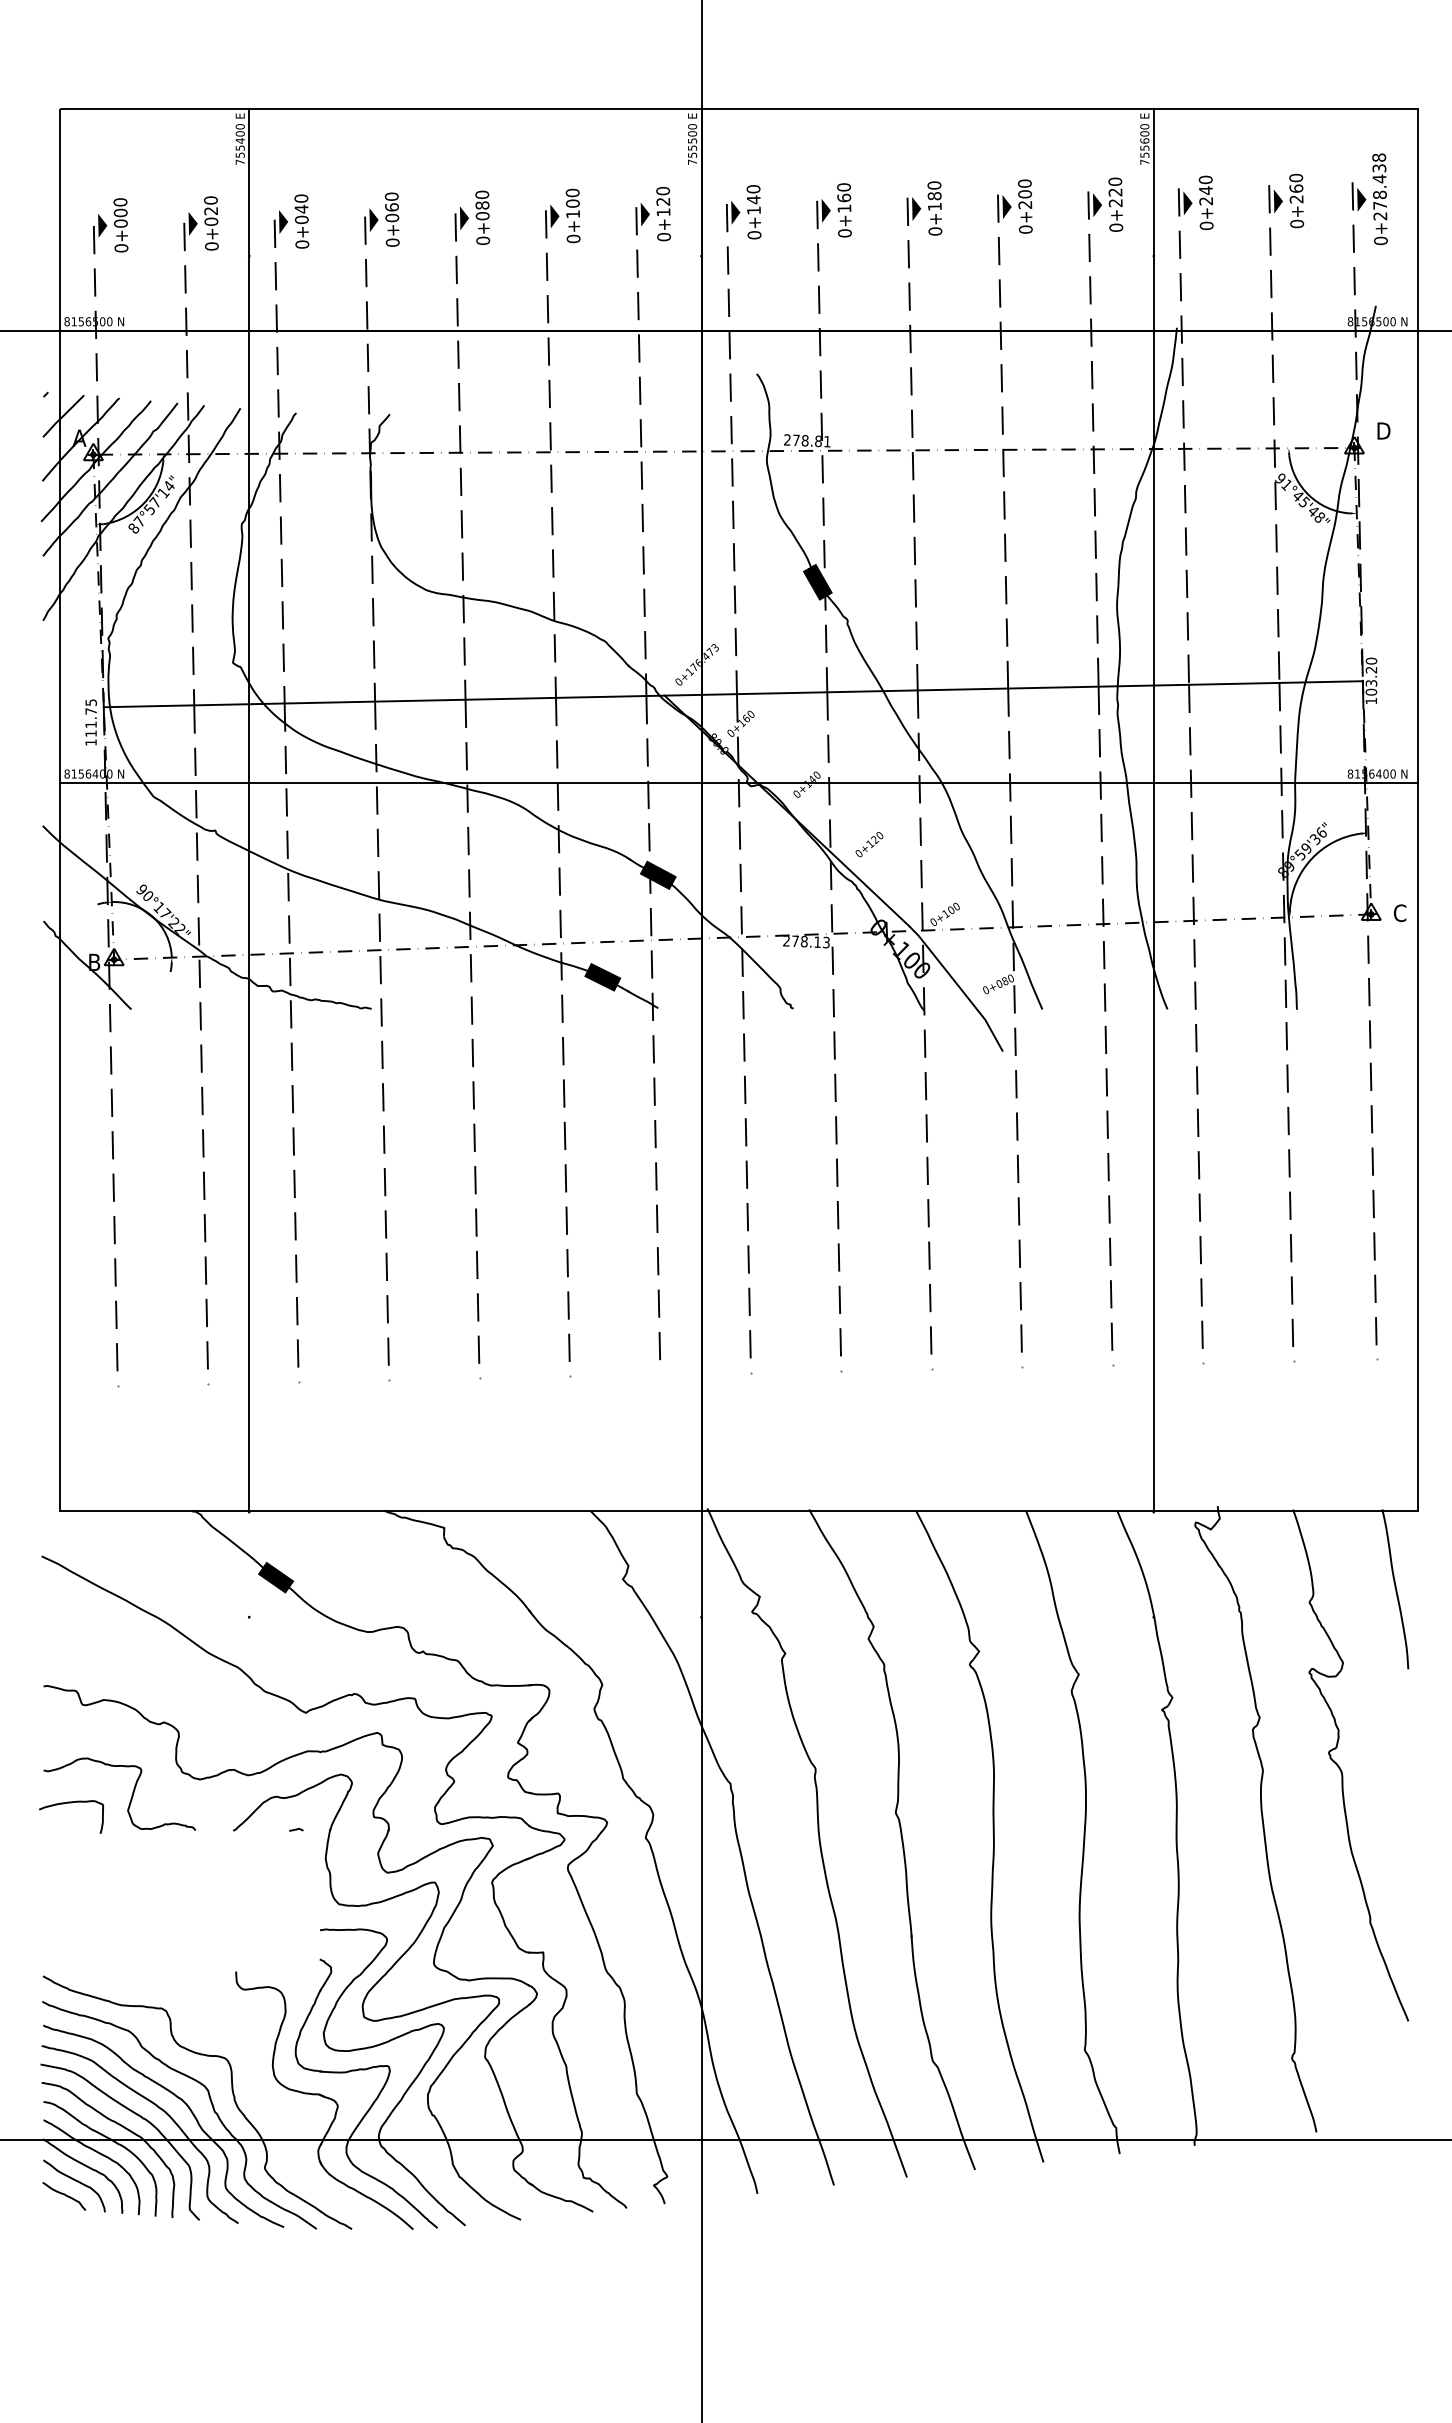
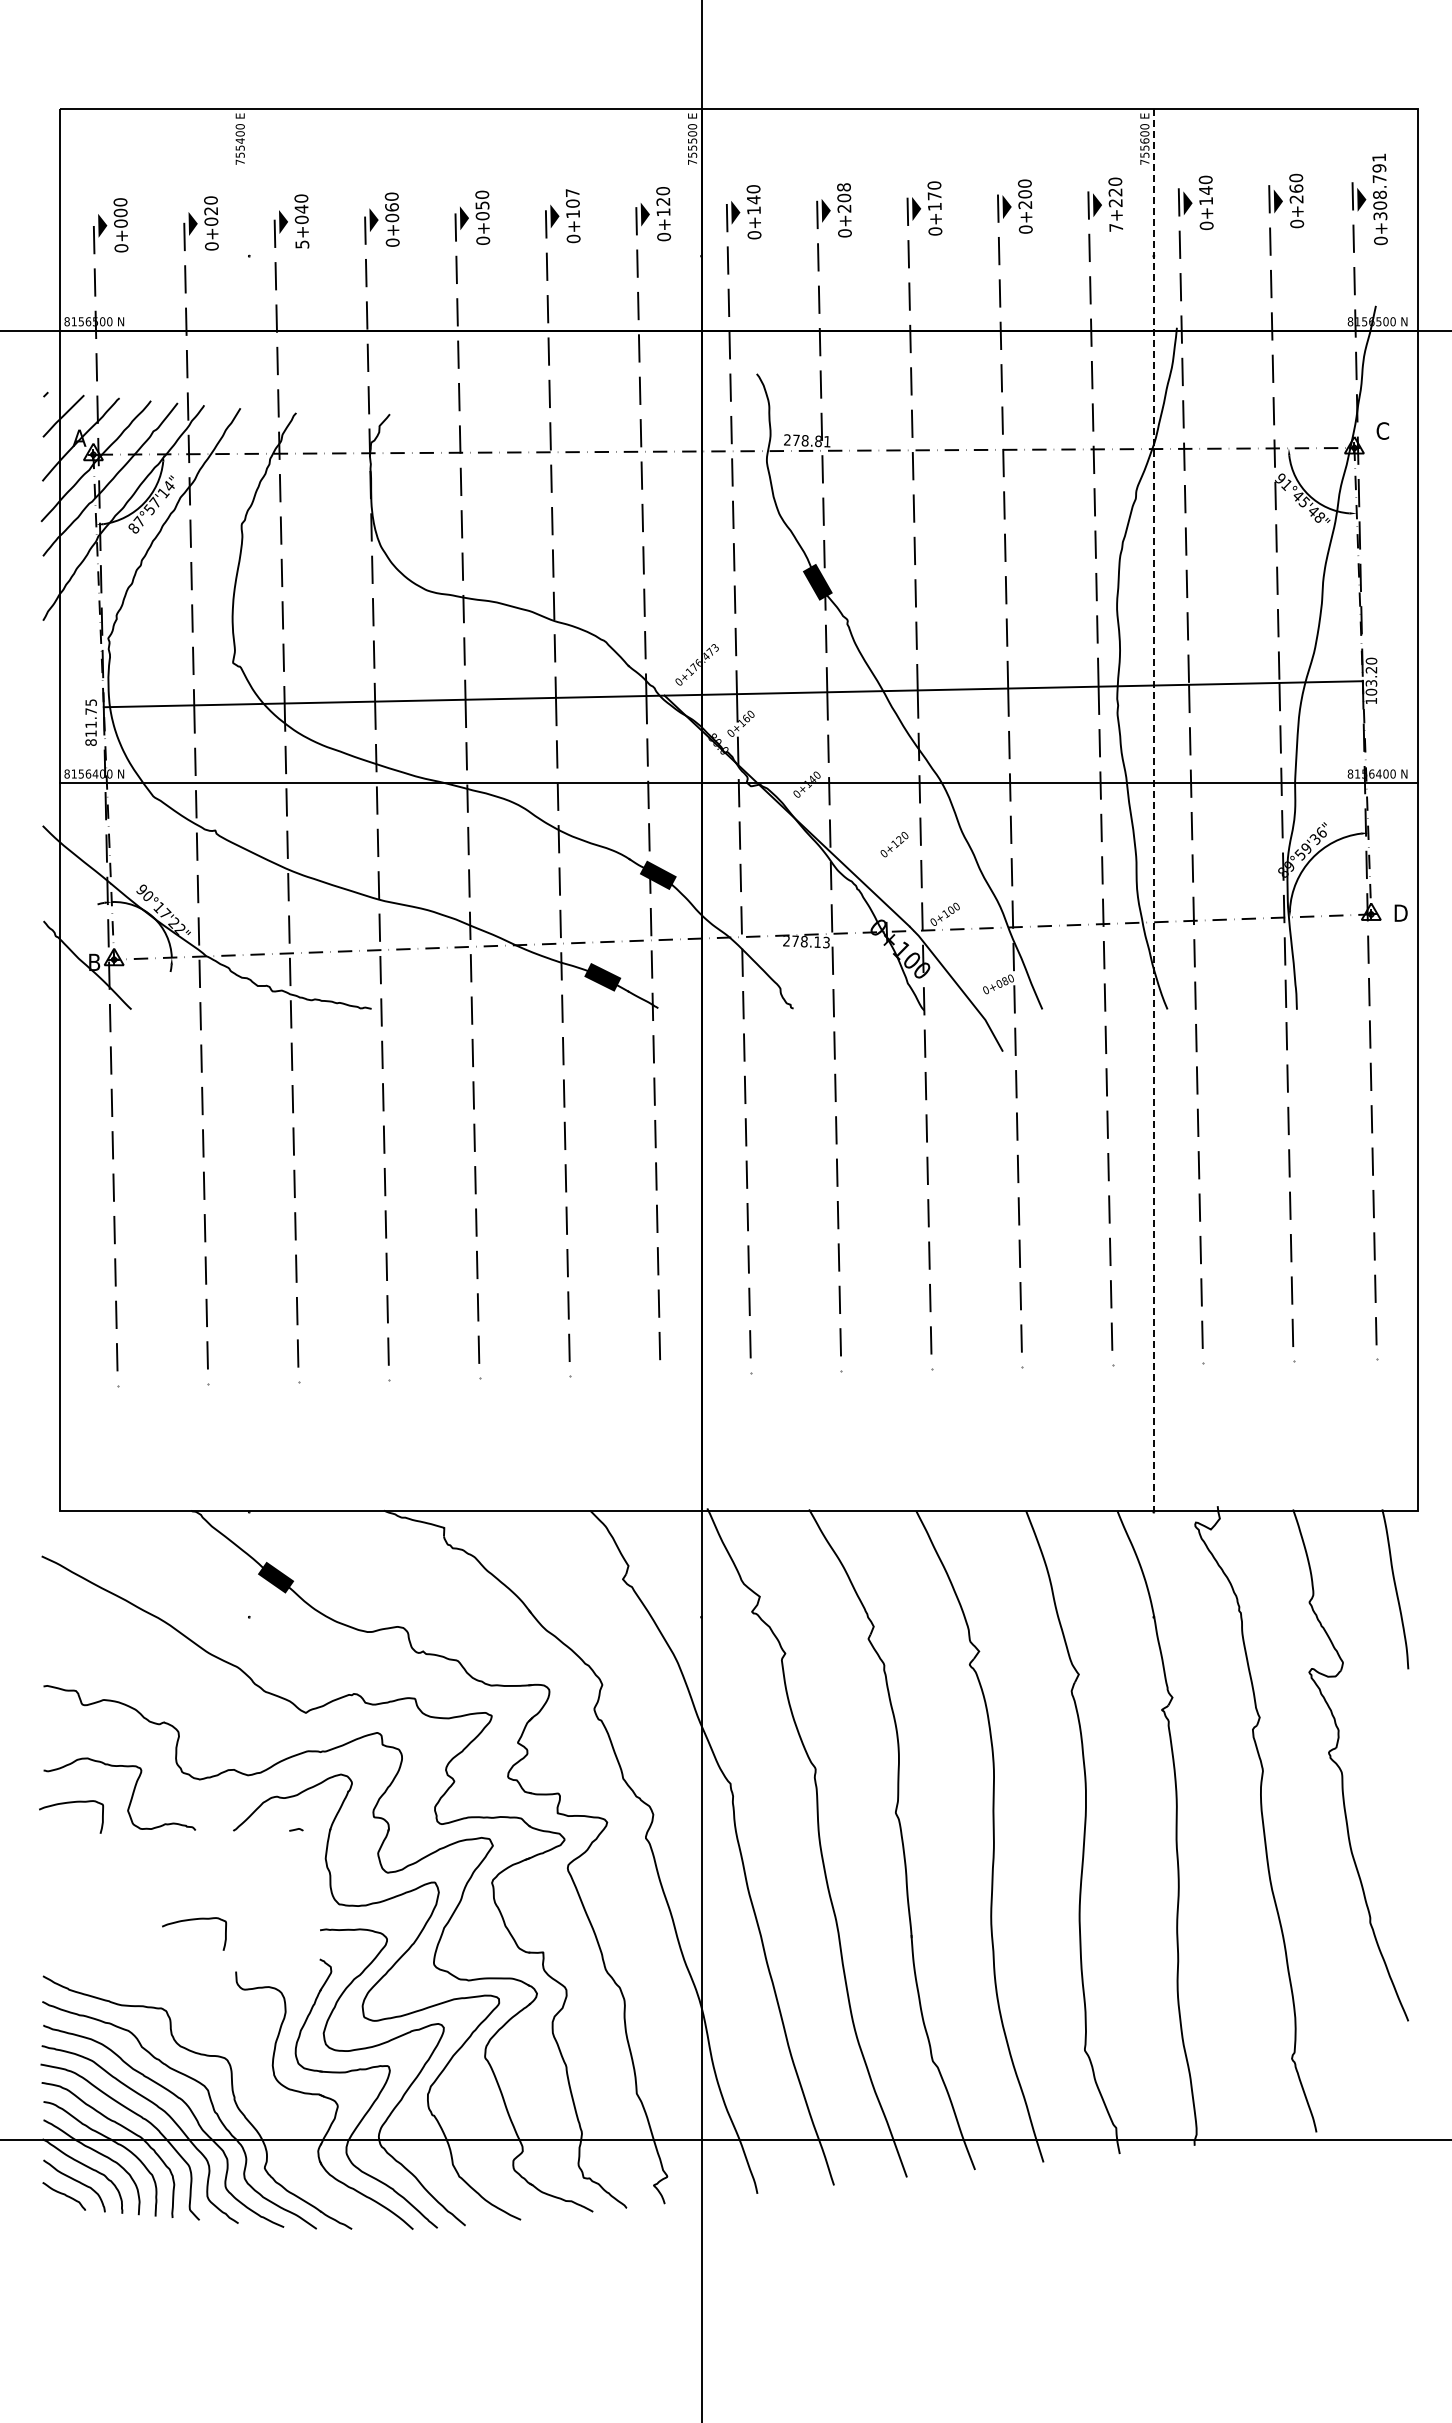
text: 0+278.438 -> 0+308.791 (1379, 186)
text: 0+100 -> 0+107 (572, 192)
text: 0+180 -> 0+170 (934, 196)
text: 0+160 -> 0+208 (844, 197)
text: 0+240 -> 0+140 (1205, 201)
text: 0+080 -> 0+050 (482, 205)
text: 0+220 -> 7+220 (1116, 227)
text: 0+040 -> 5+040 (302, 244)
text: D -> C (1383, 430)
text: 111.75 -> 811.75 (90, 742)
line: present -> none (249, 809)
line: solid -> dashed (1153, 809)
text position: (869, 844) -> (894, 844) (894, 844)
text: C -> D (1400, 913)
curve: none -> present (194, 1920)
